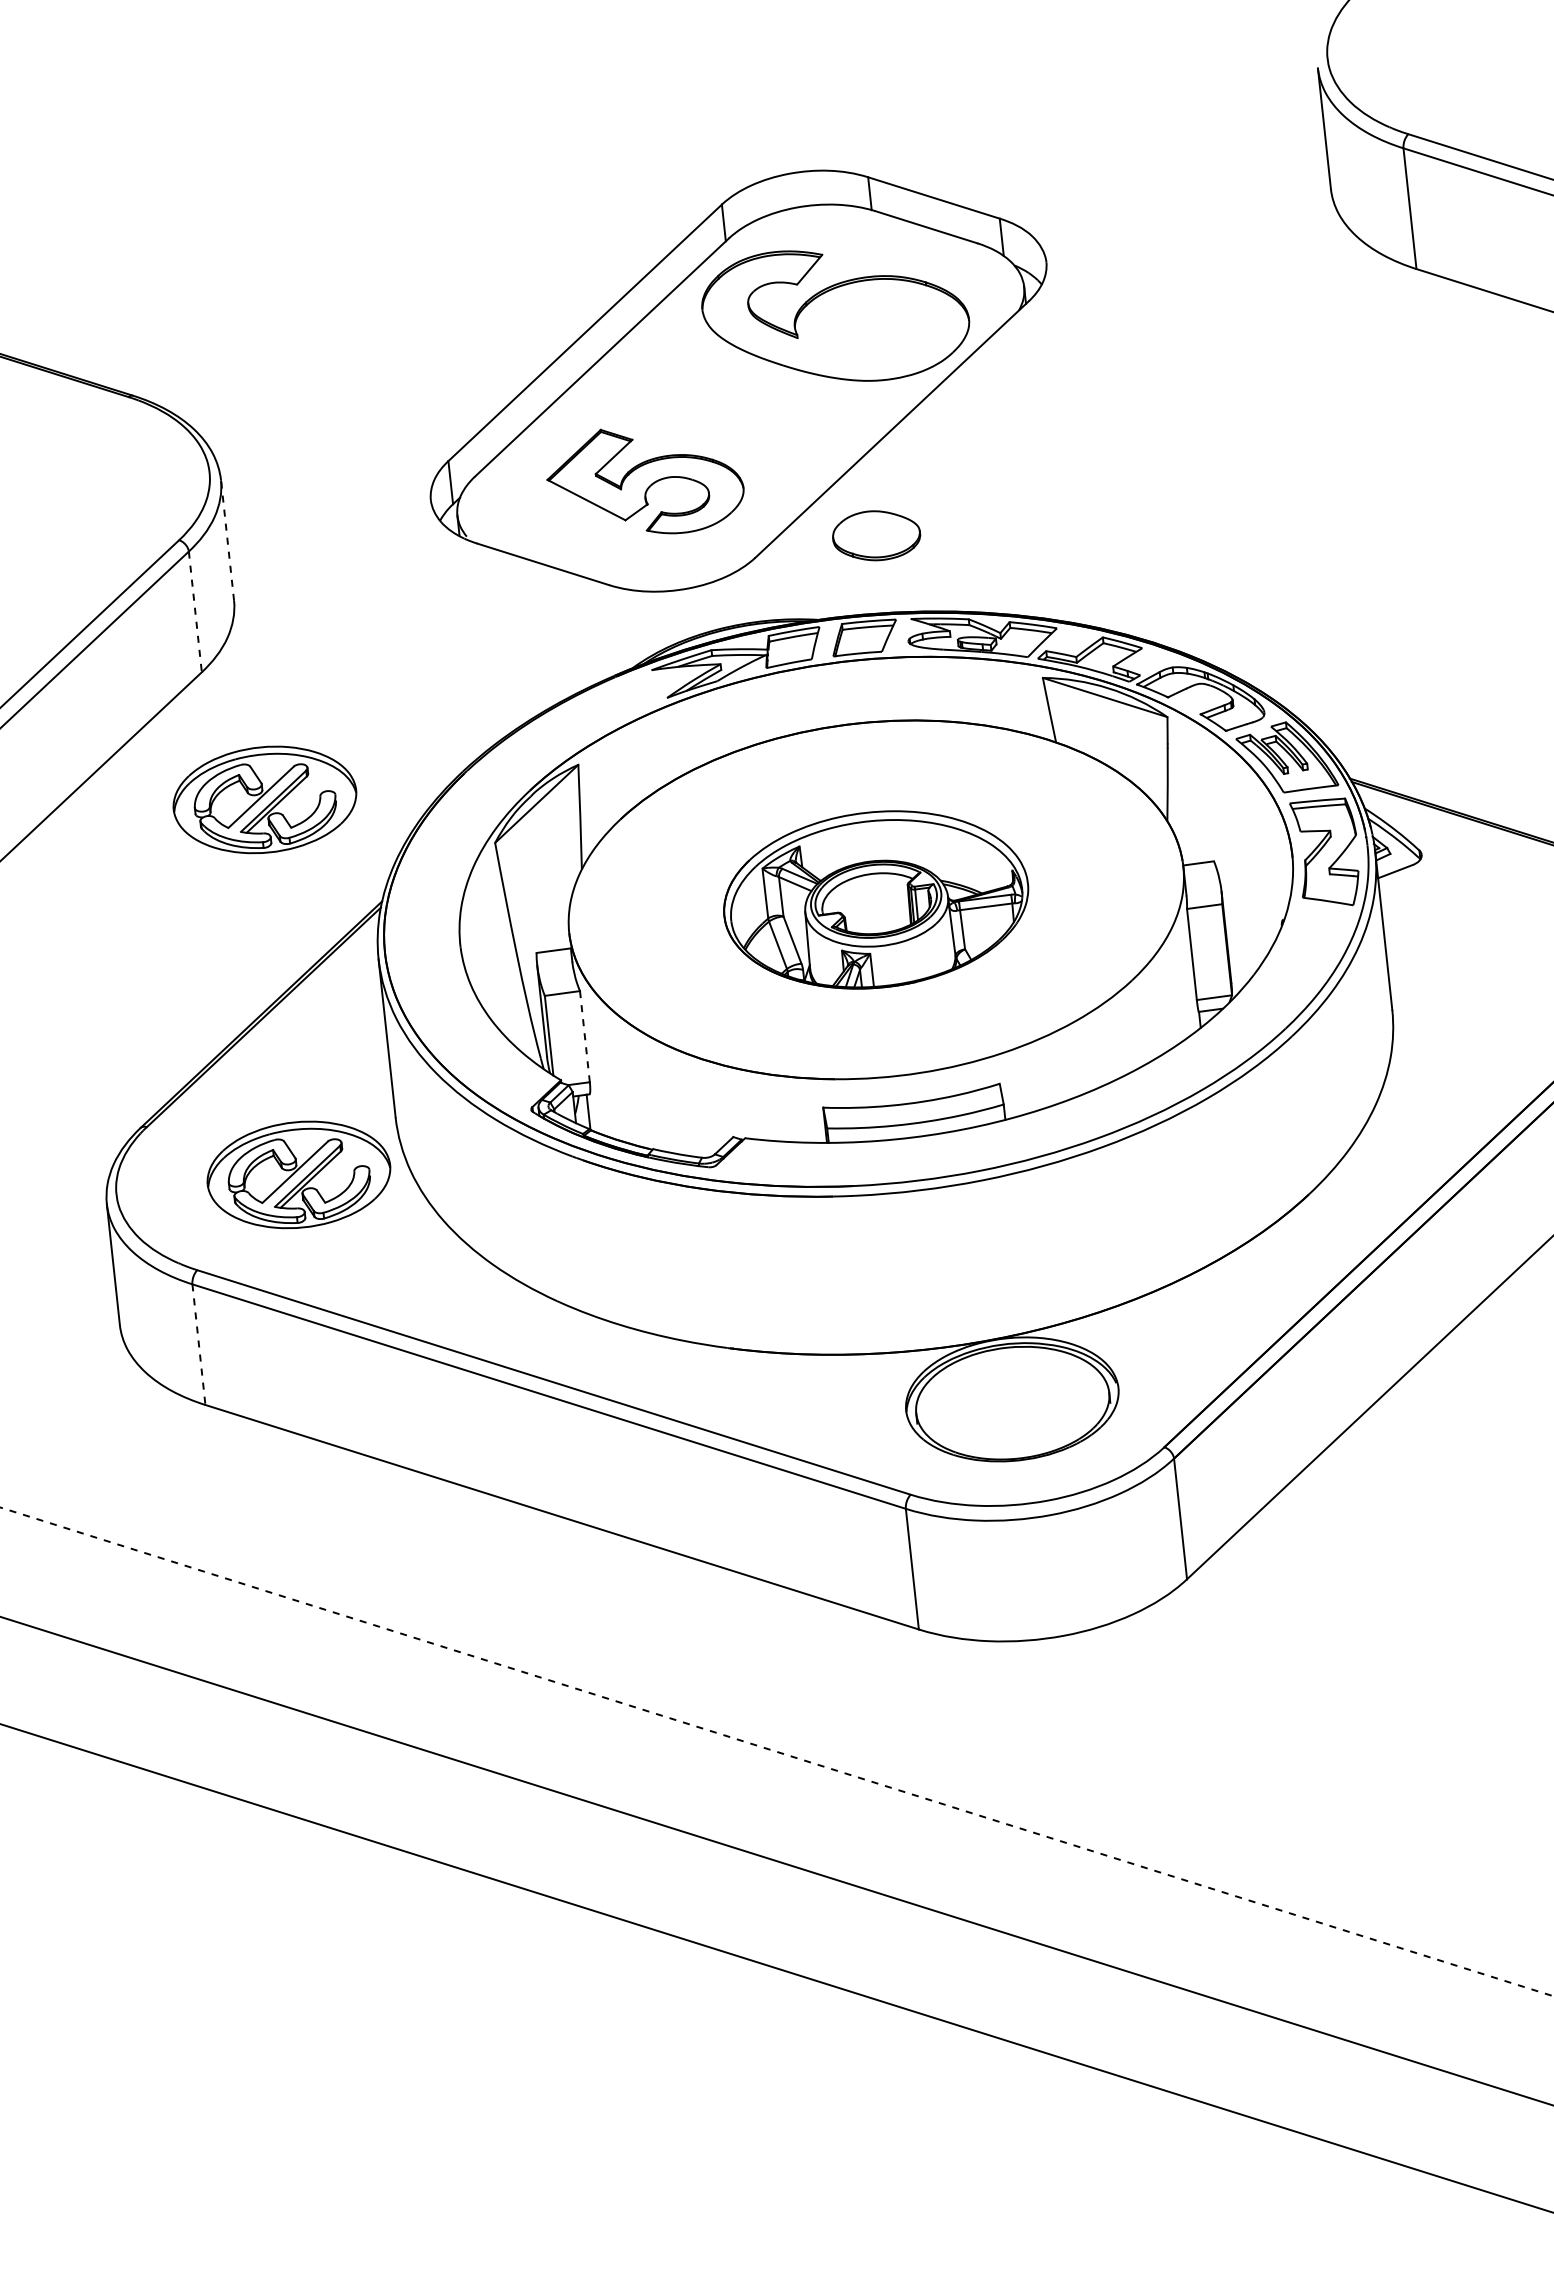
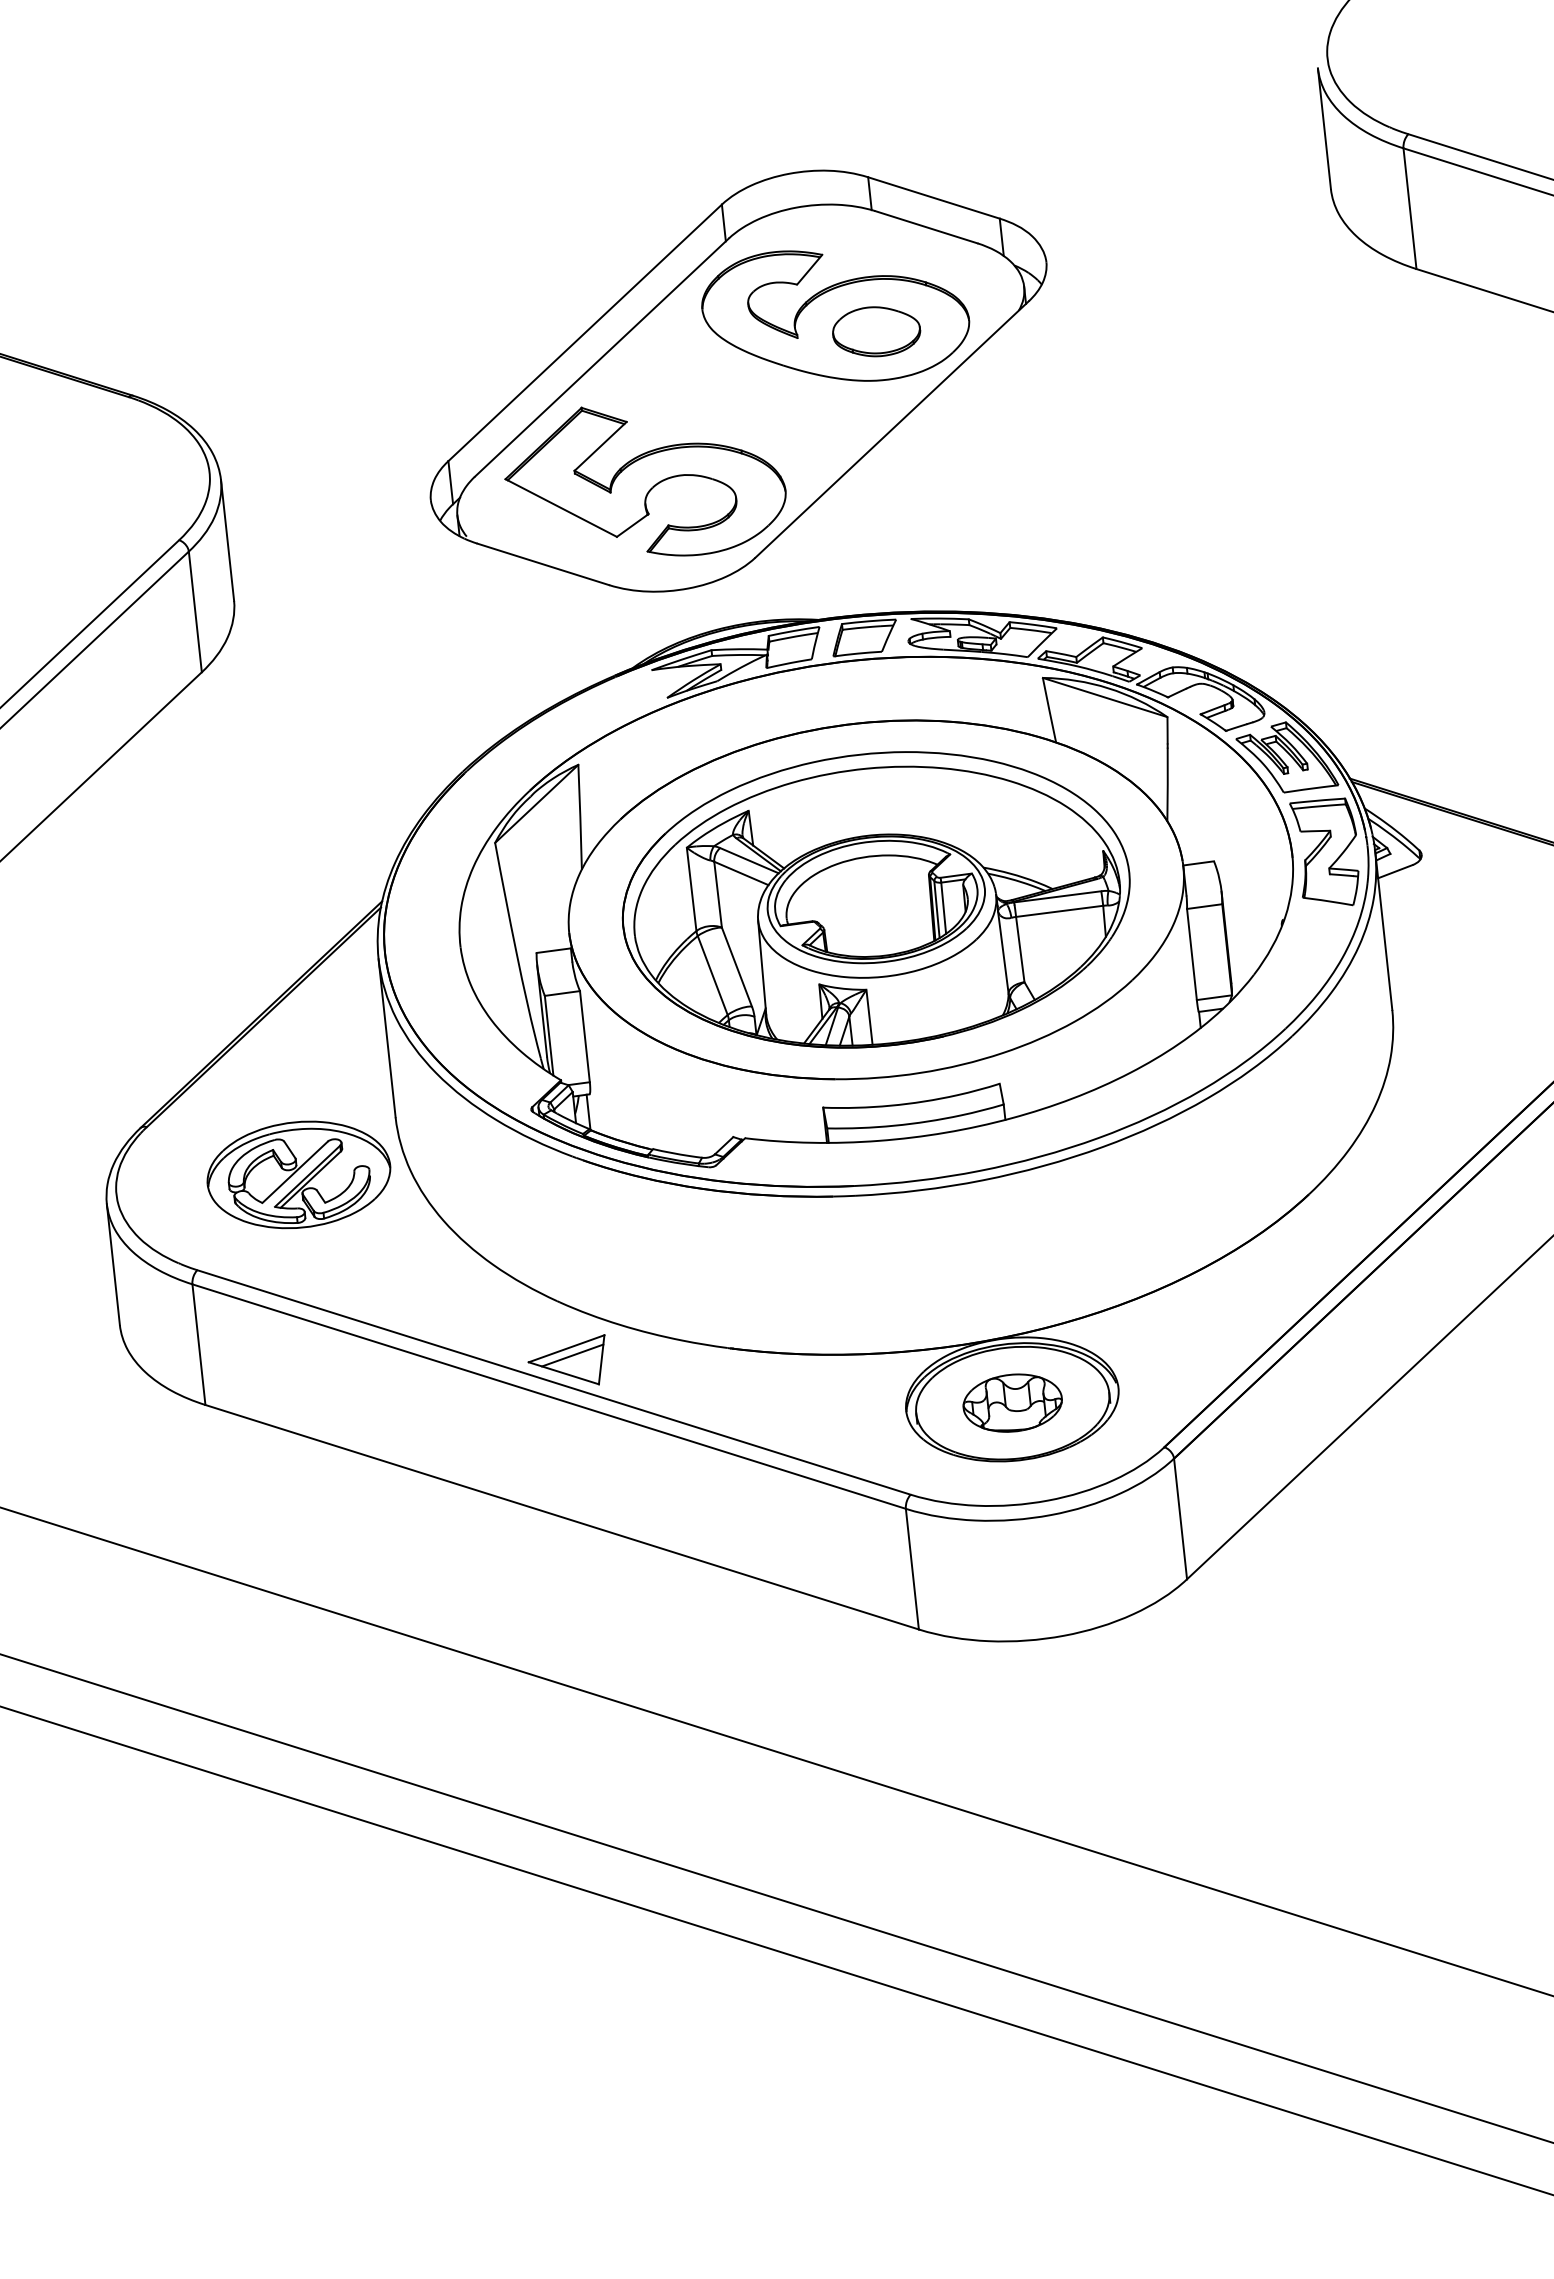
part size: 199x107 px -> 283x151 px (645, 481)
part position: (876, 535) -> (876, 331) (876, 331)
line: dashed -> solid (227, 540)
line: dashed -> solid (195, 611)
part: present -> none (264, 799)
part size: 307x180 px -> 510x298 px (875, 899)
line: dashed -> solid (584, 1036)
line: dashed -> solid (198, 1344)
part: none -> present (566, 1359)
part: none -> present (1012, 1402)
line: dashed -> solid (776, 1751)
line position: (776, 1860) -> (776, 1898) (776, 1898)
line position: (776, 1967) -> (776, 1950) (776, 1950)
